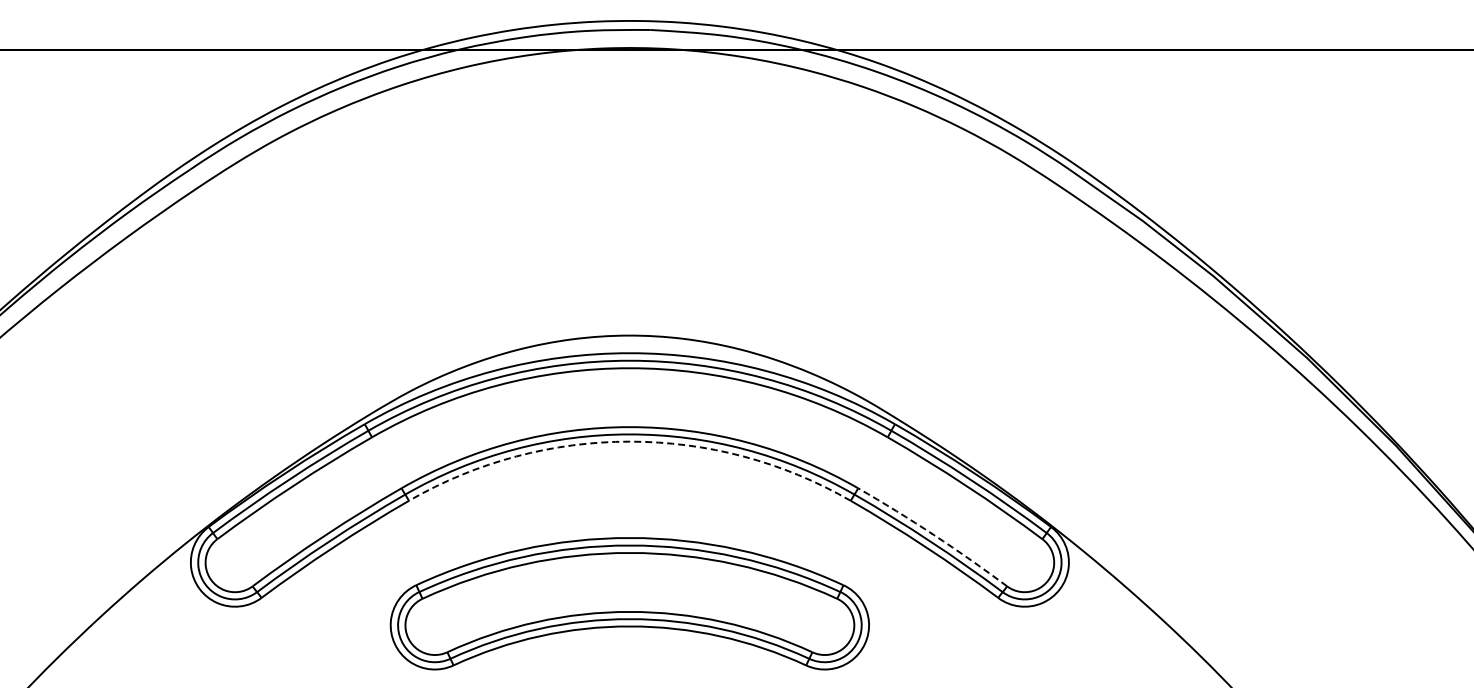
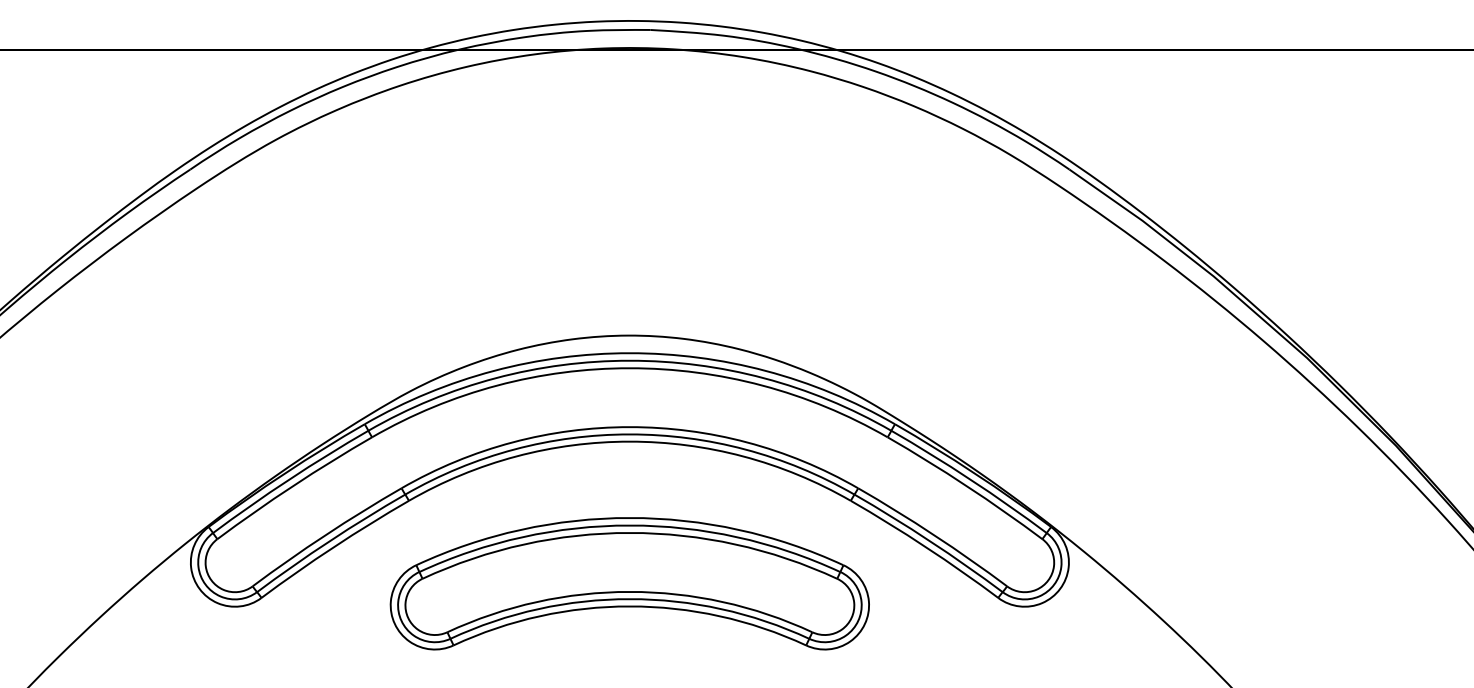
arc: dashed -> solid (629, 441)
arc: dashed -> solid (934, 535)
part position: (629, 603) -> (629, 583) (629, 583)
